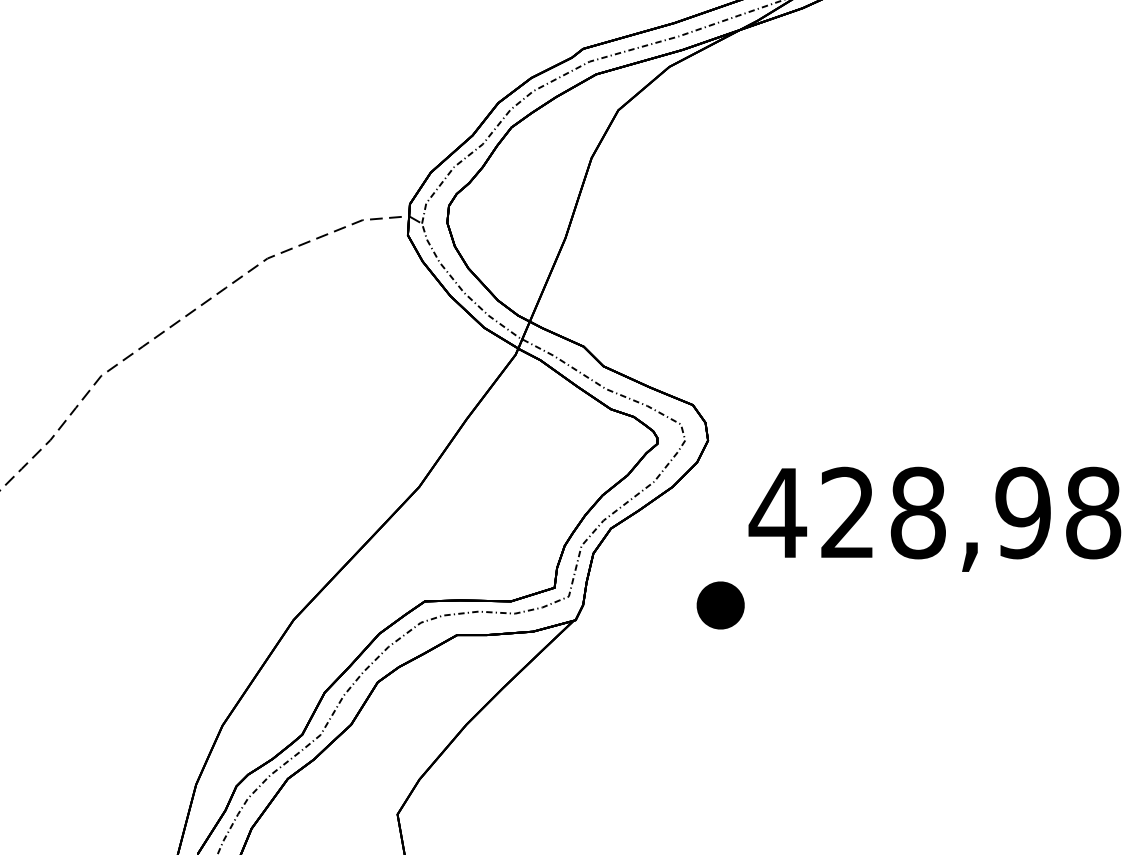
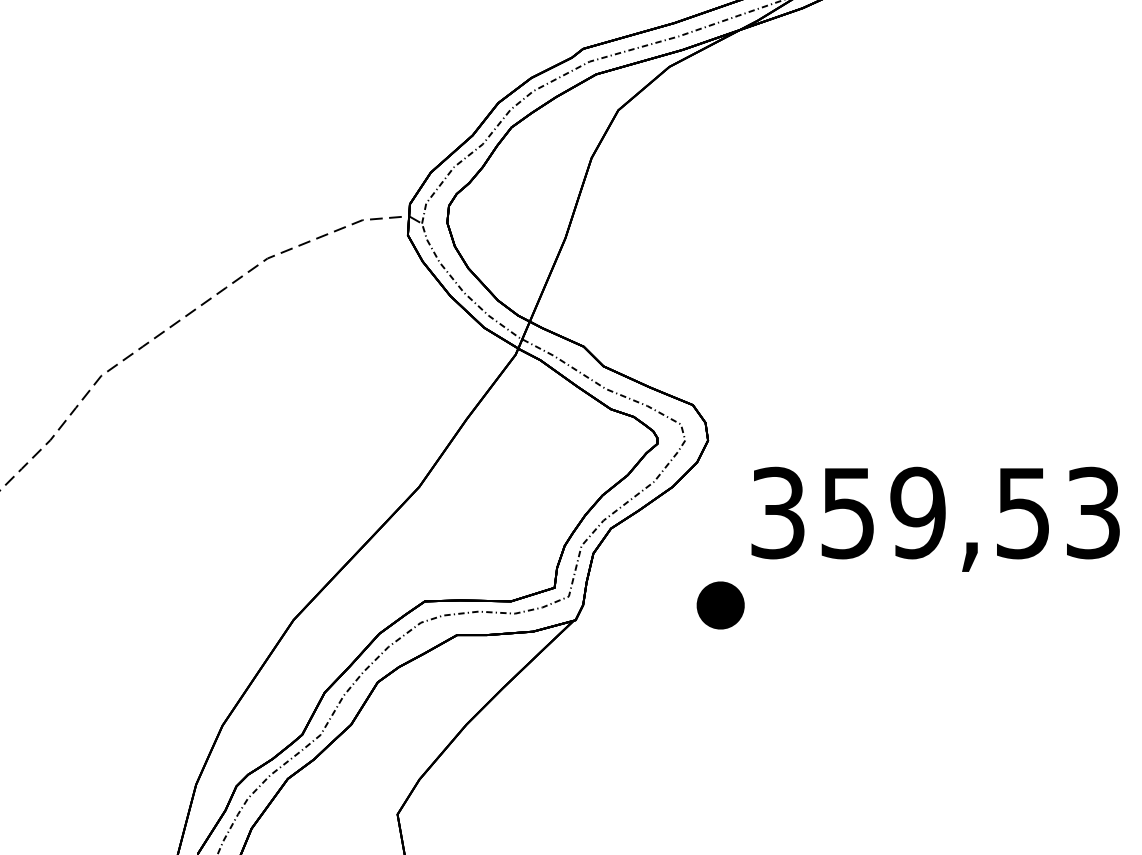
text: 428,98 -> 359,53 (934, 512)
